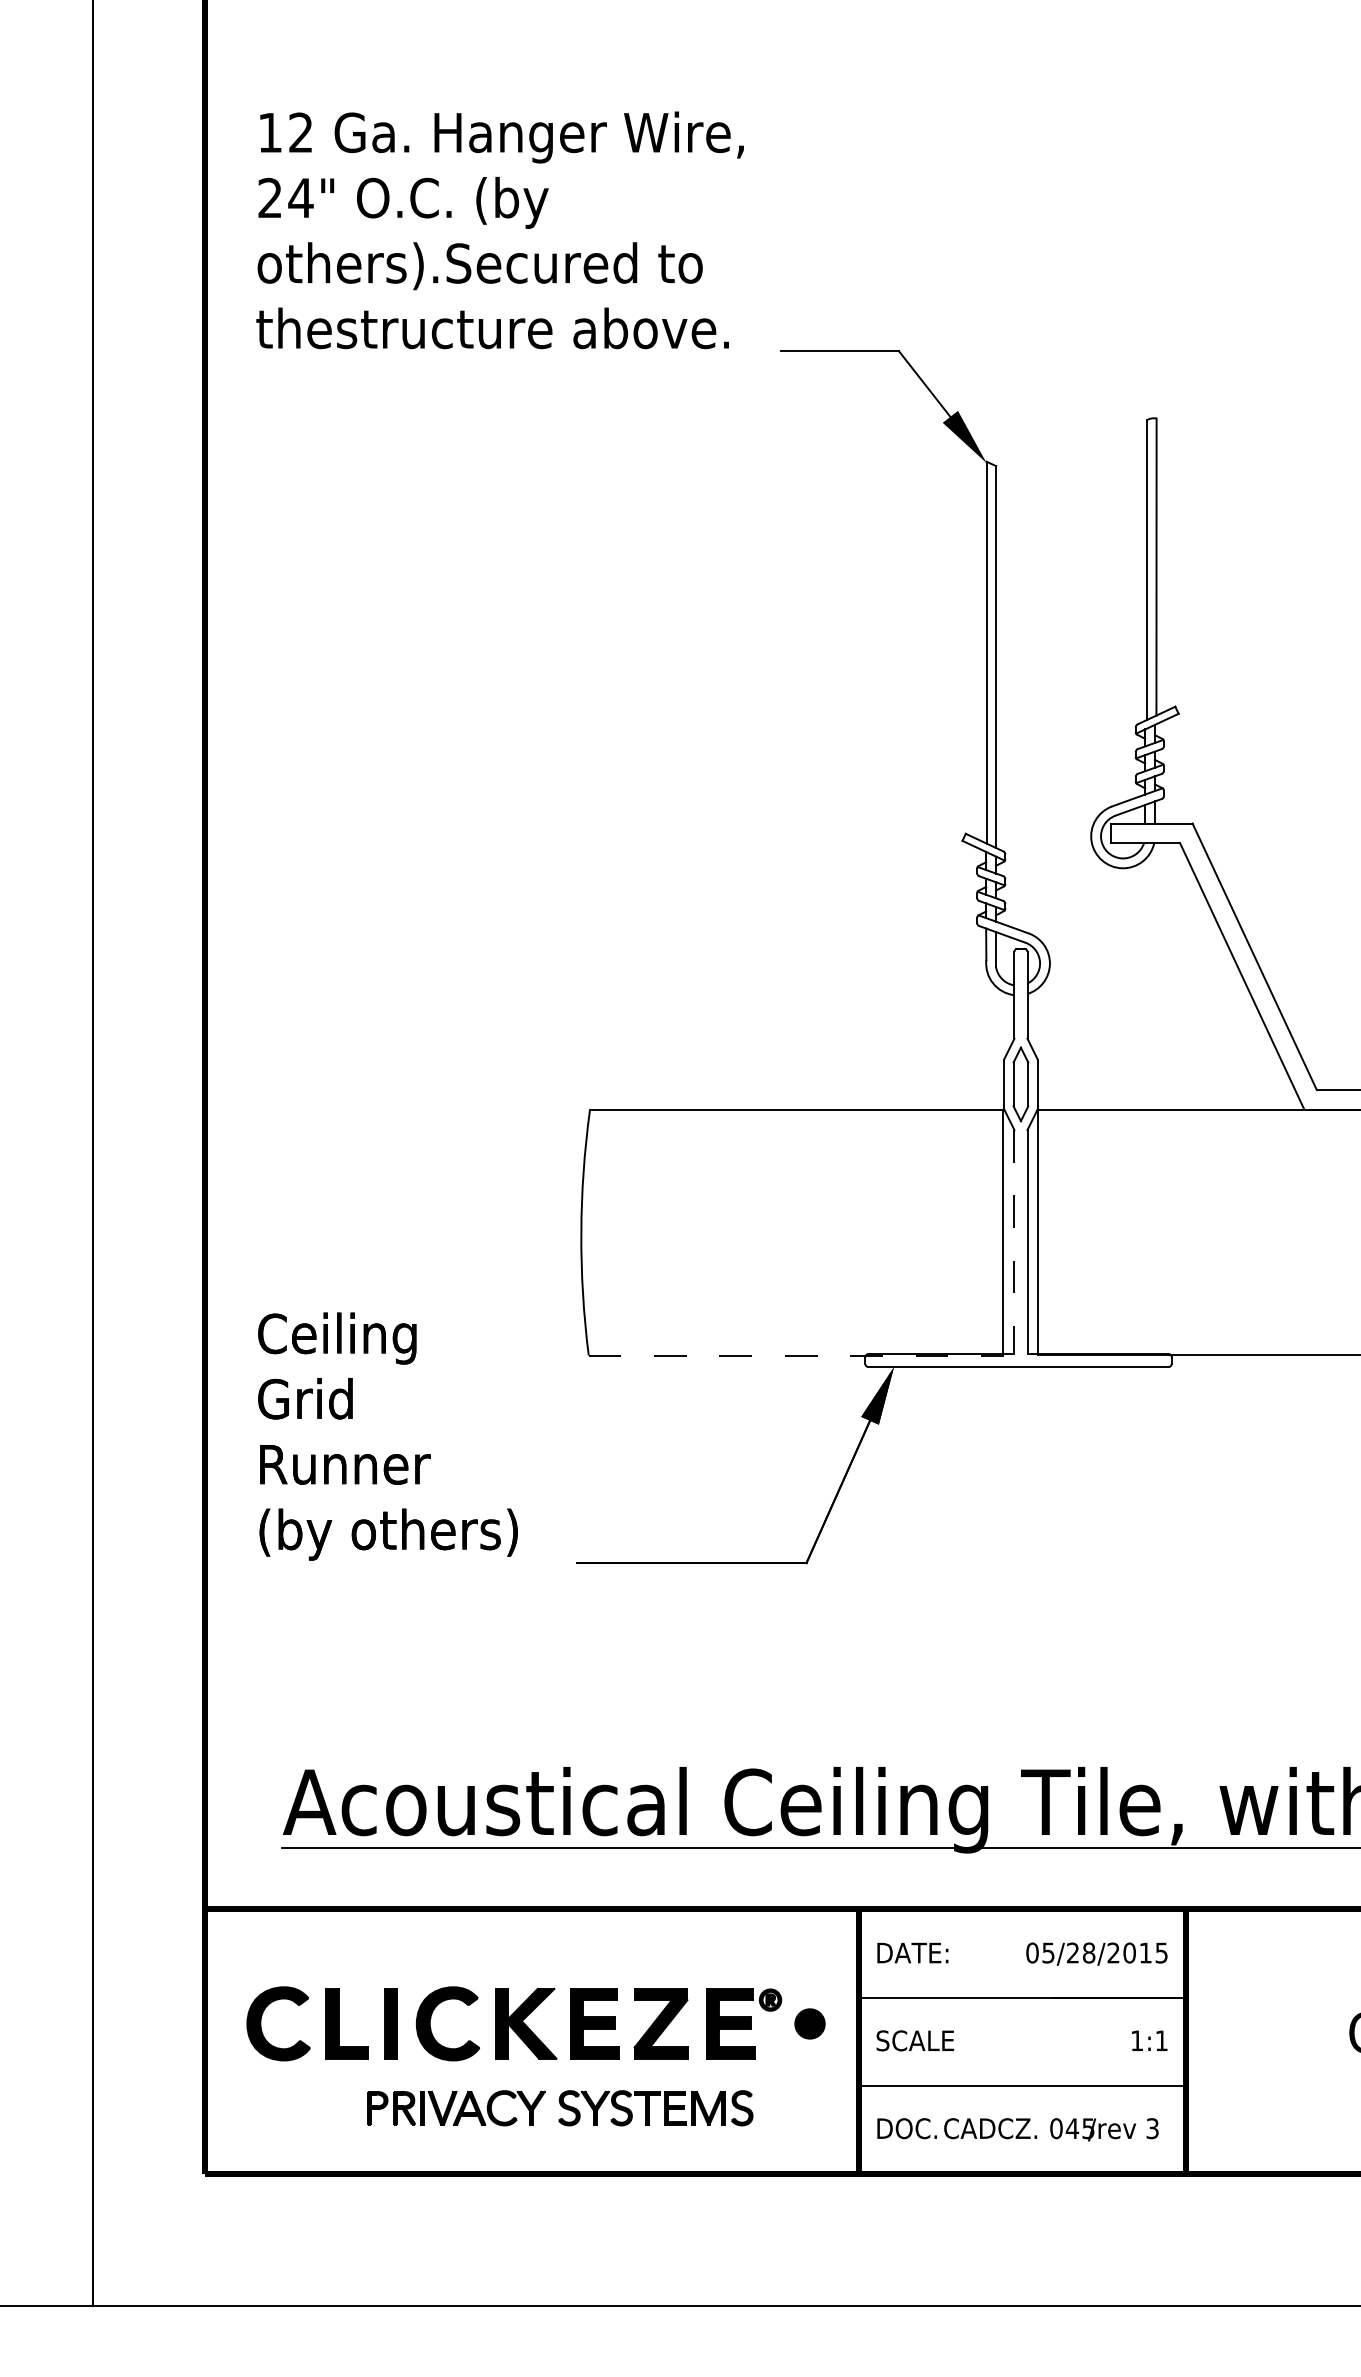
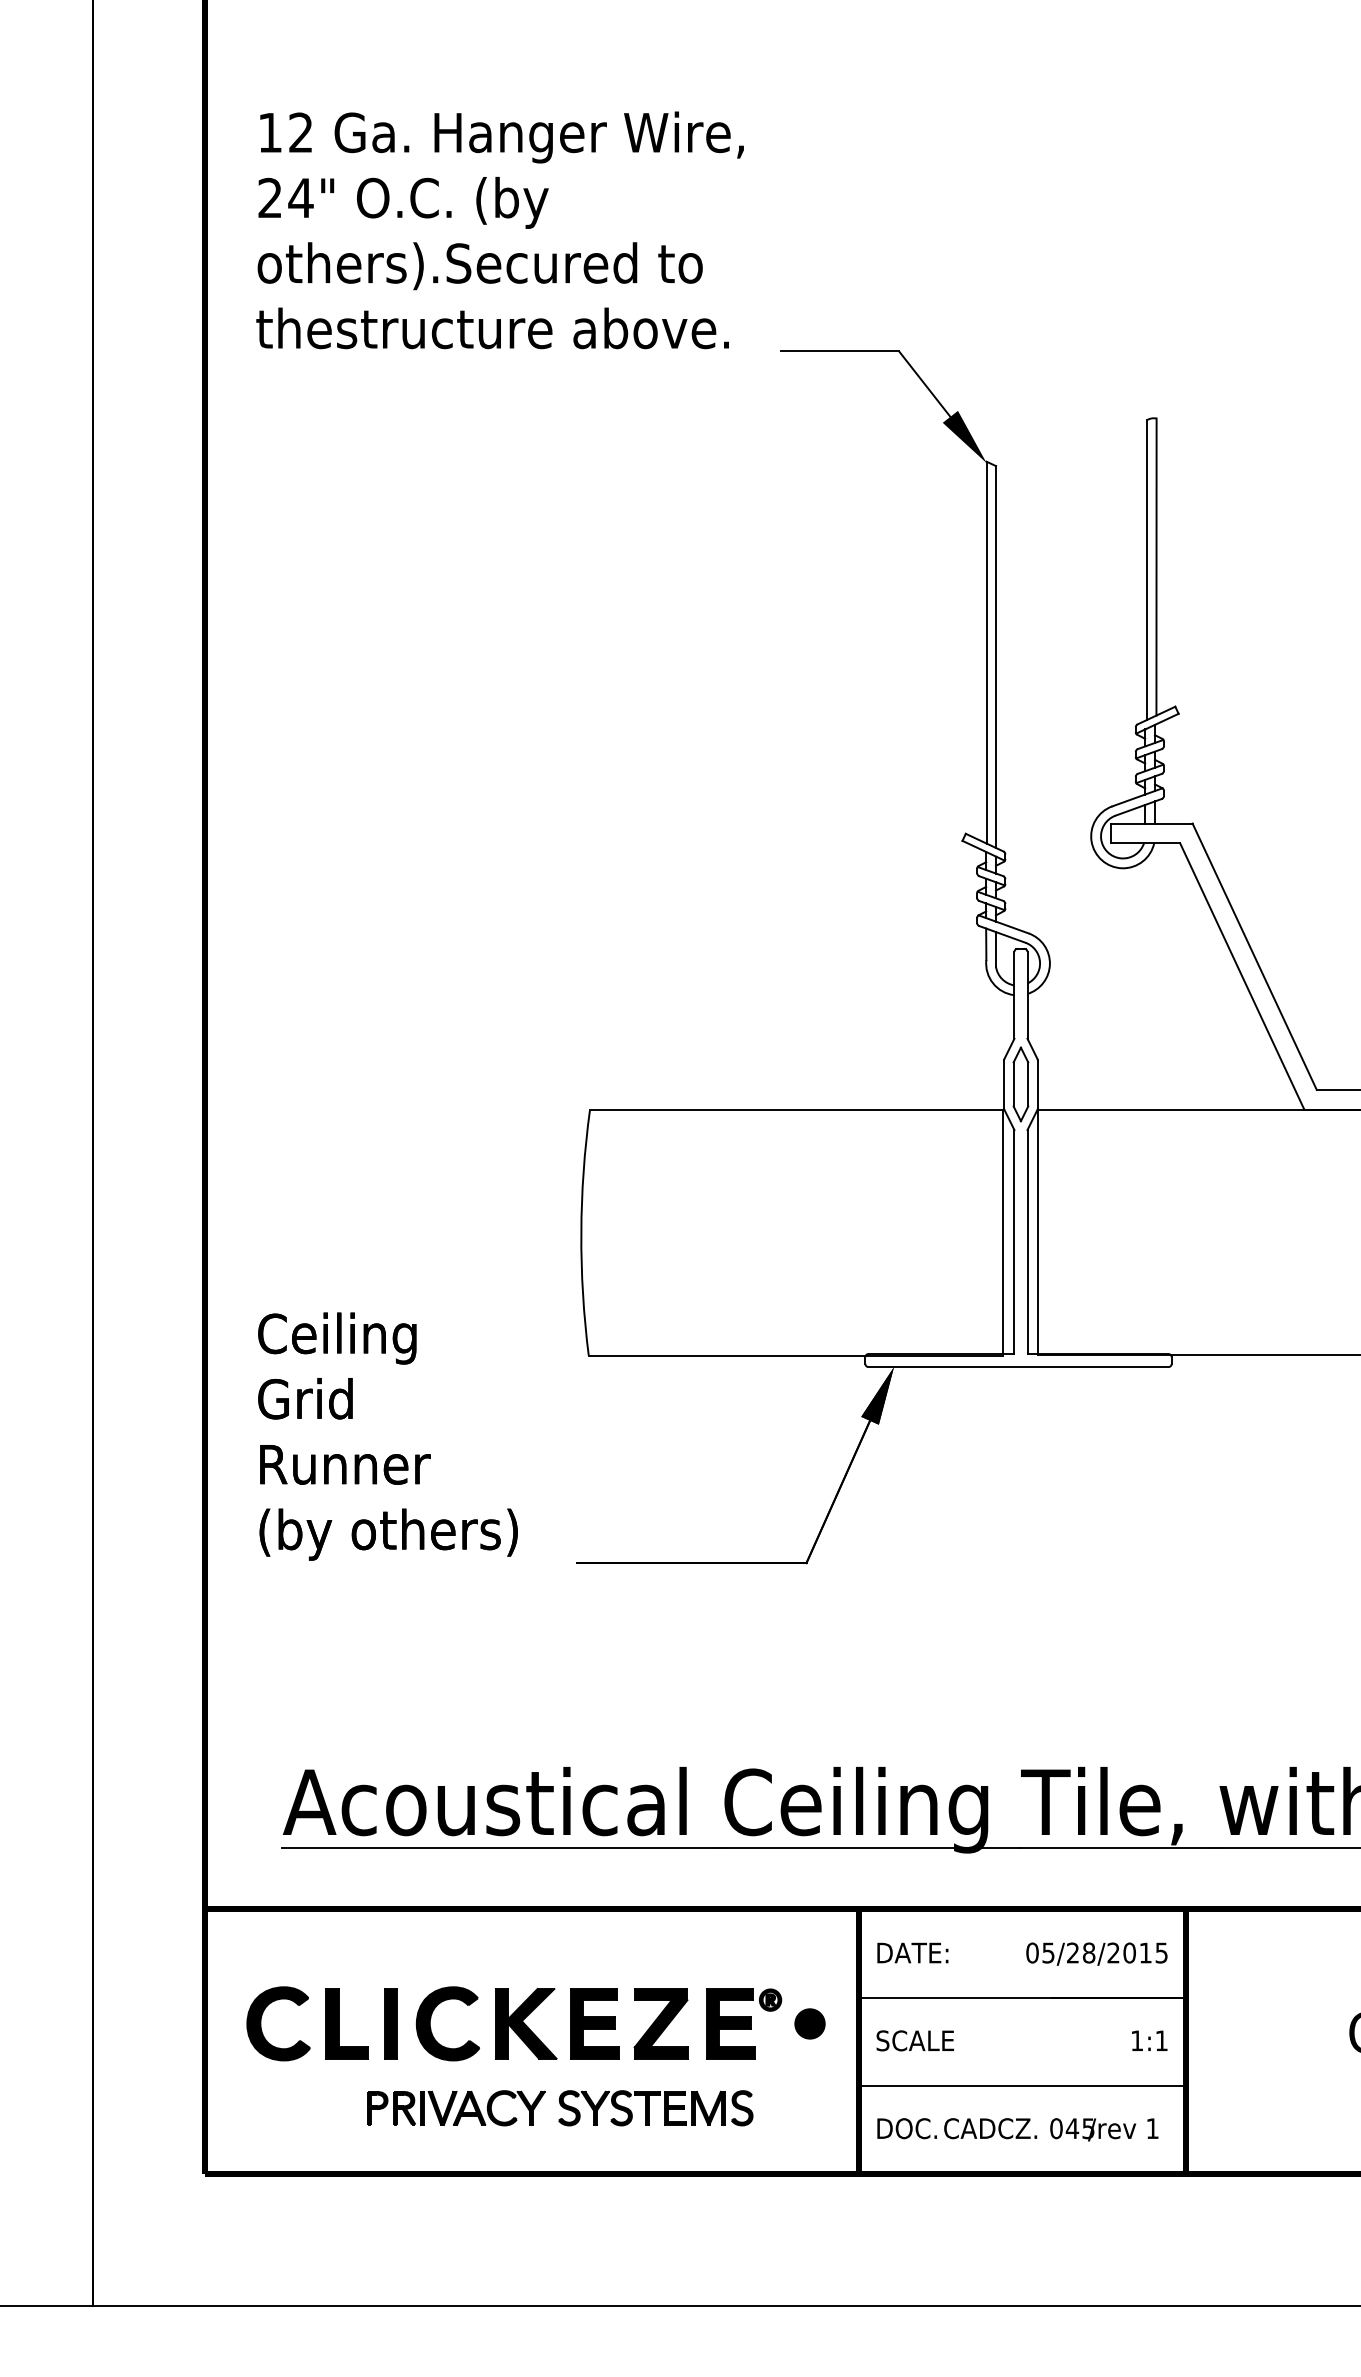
line: dashed -> solid (1014, 1242)
line: dashed -> solid (796, 1355)
text: 3 -> 1 (1152, 2128)
